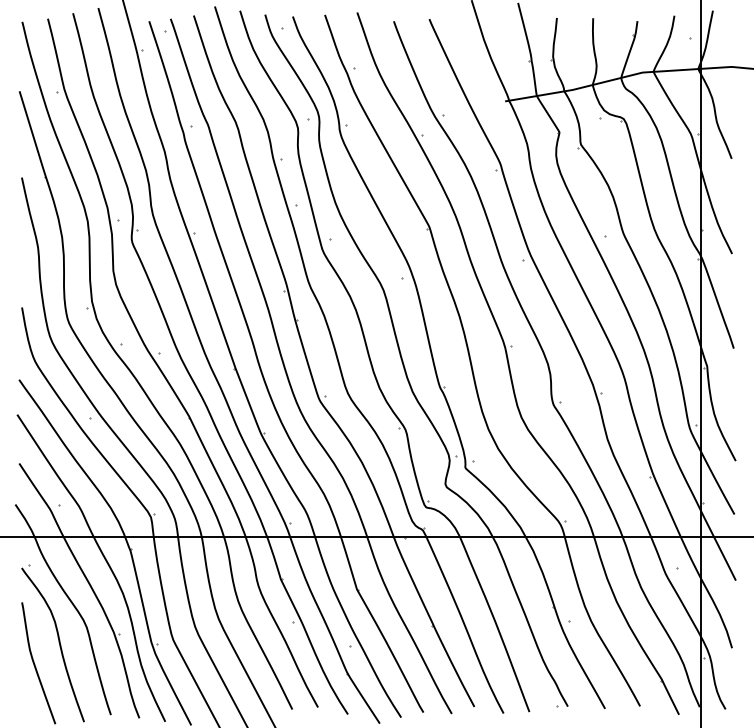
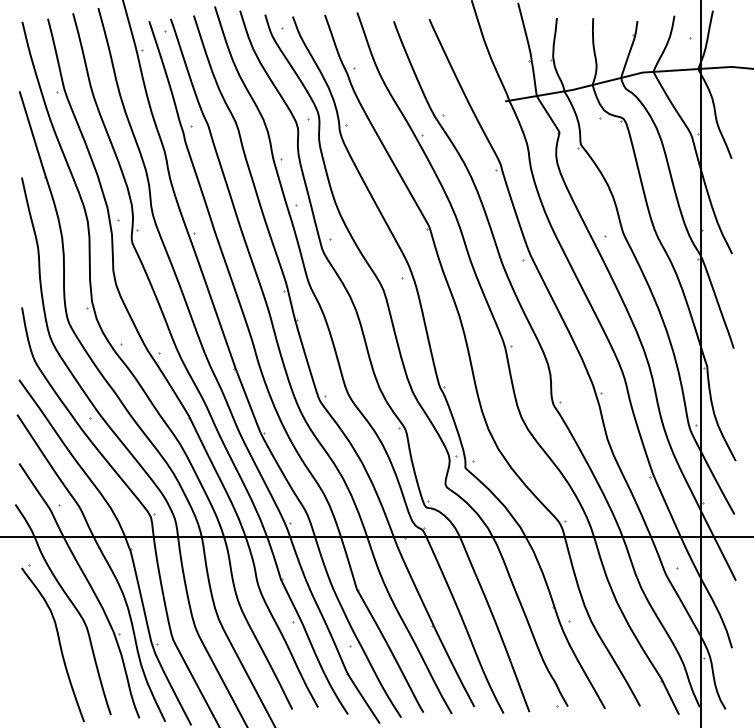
curve: present -> none (35, 664)
